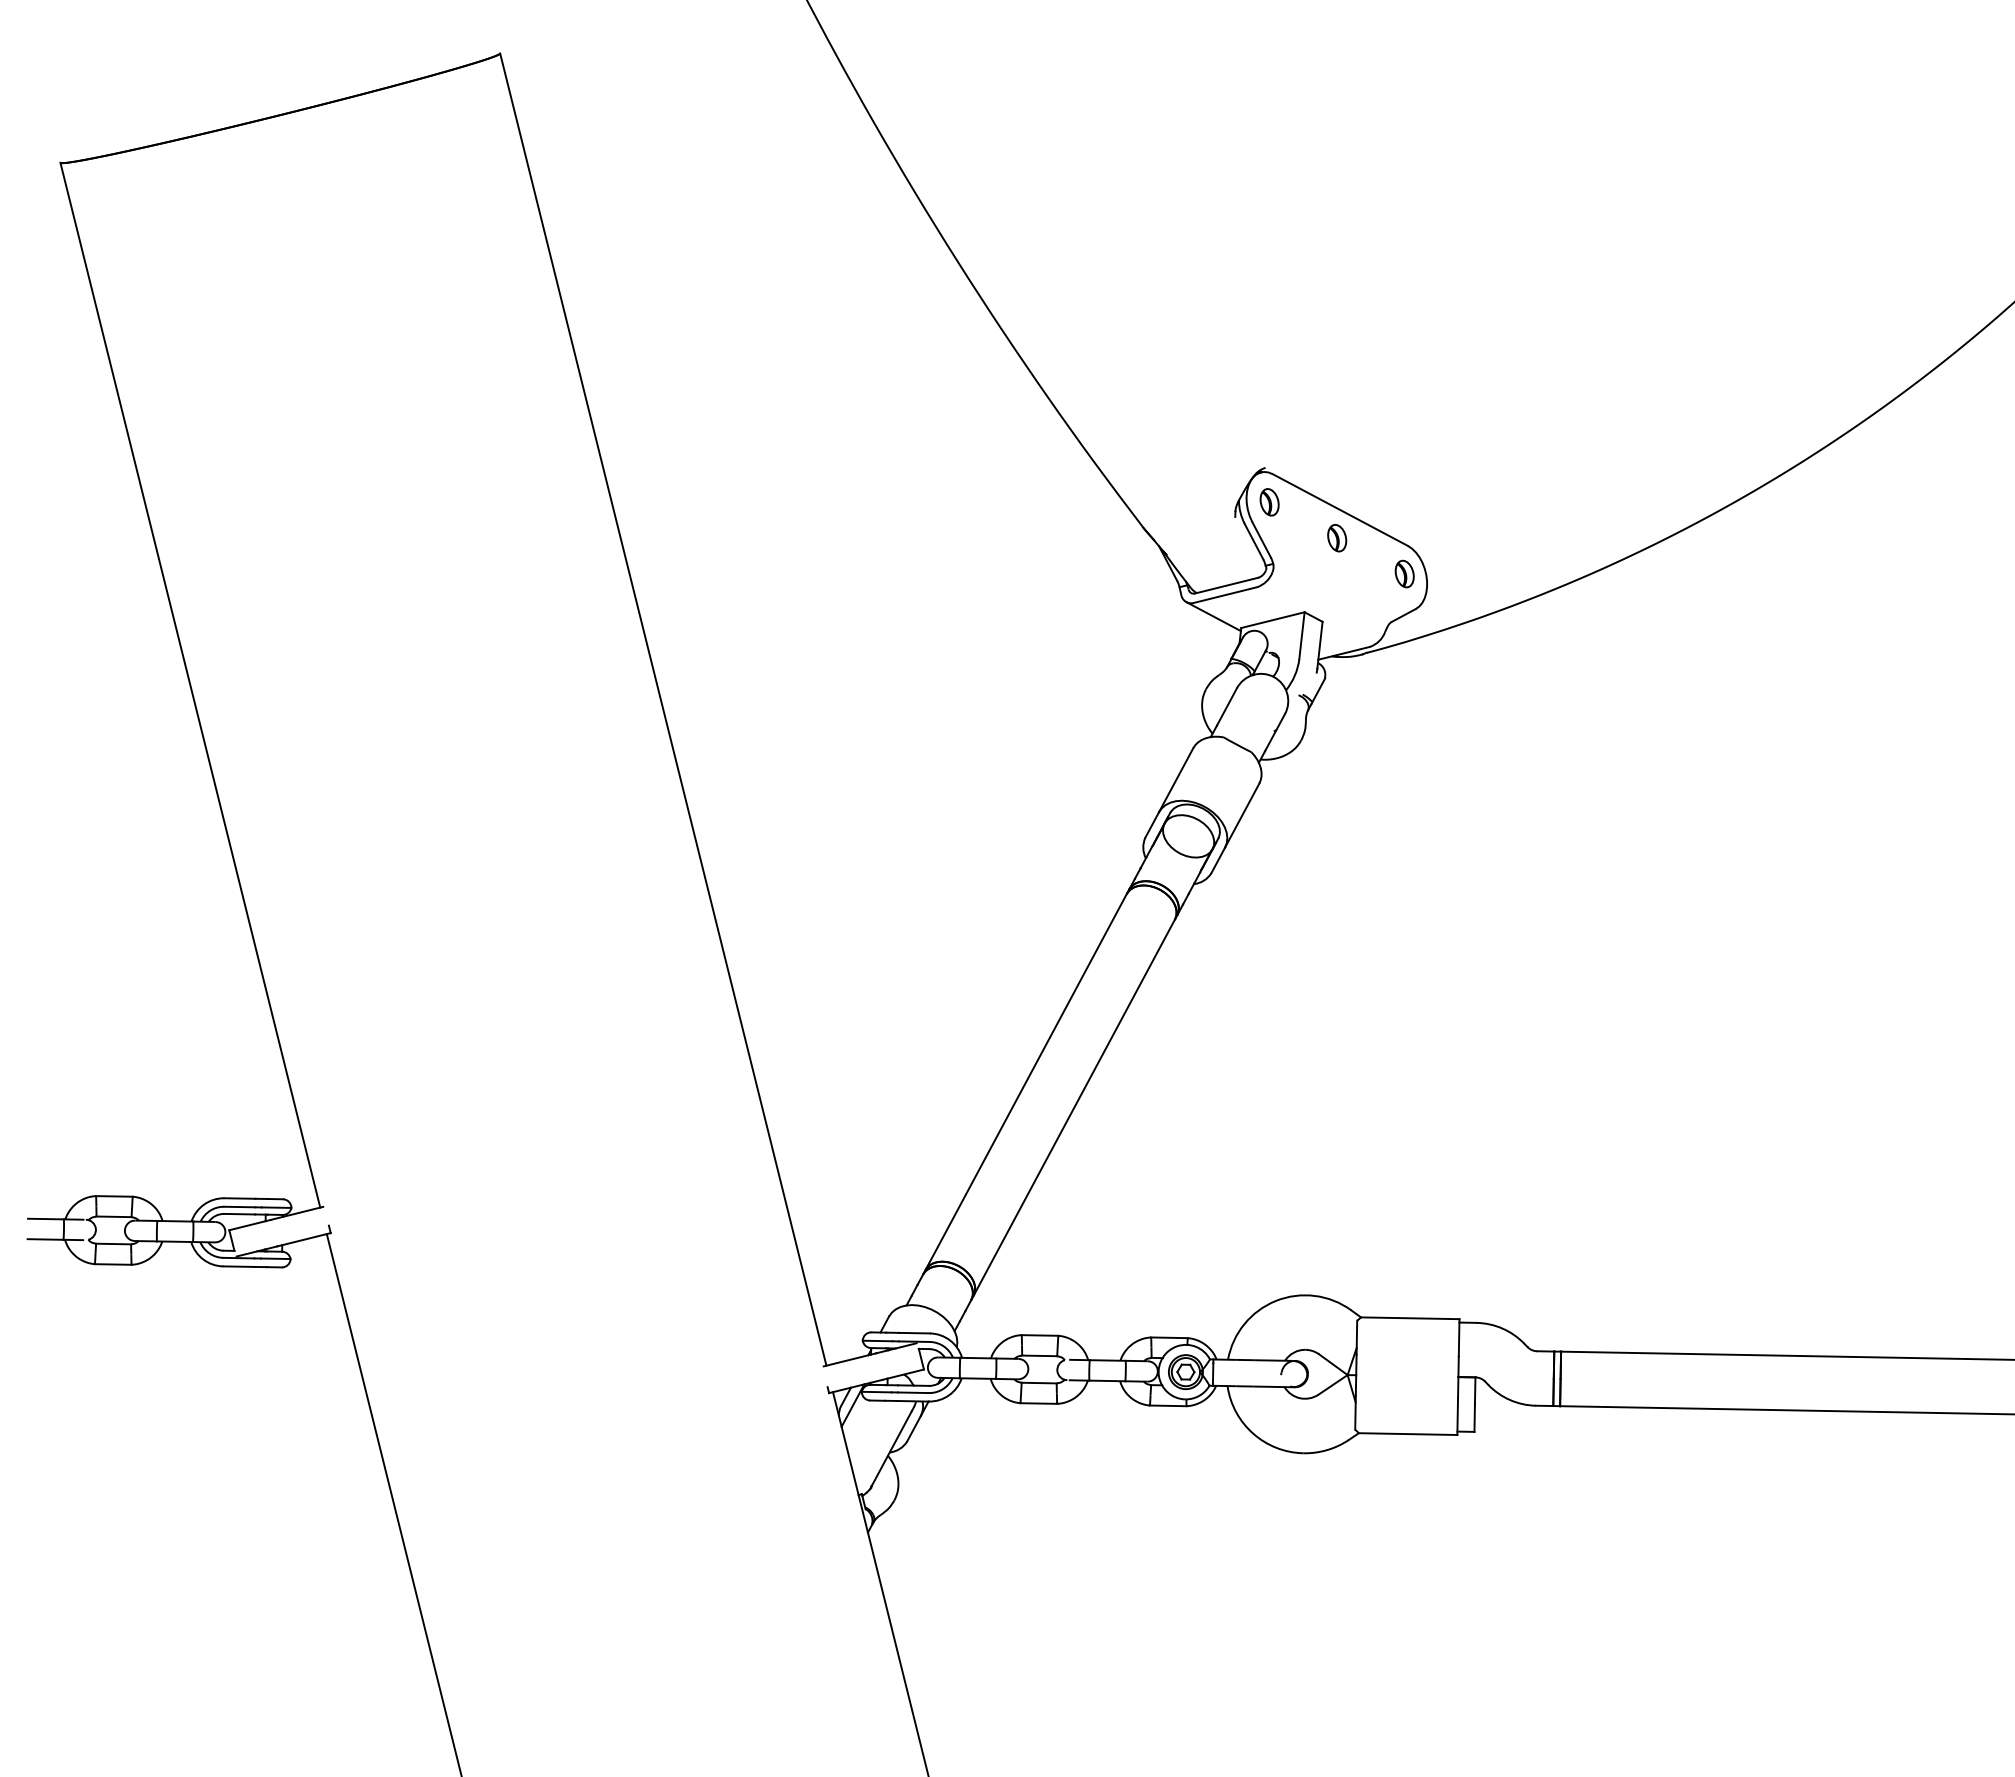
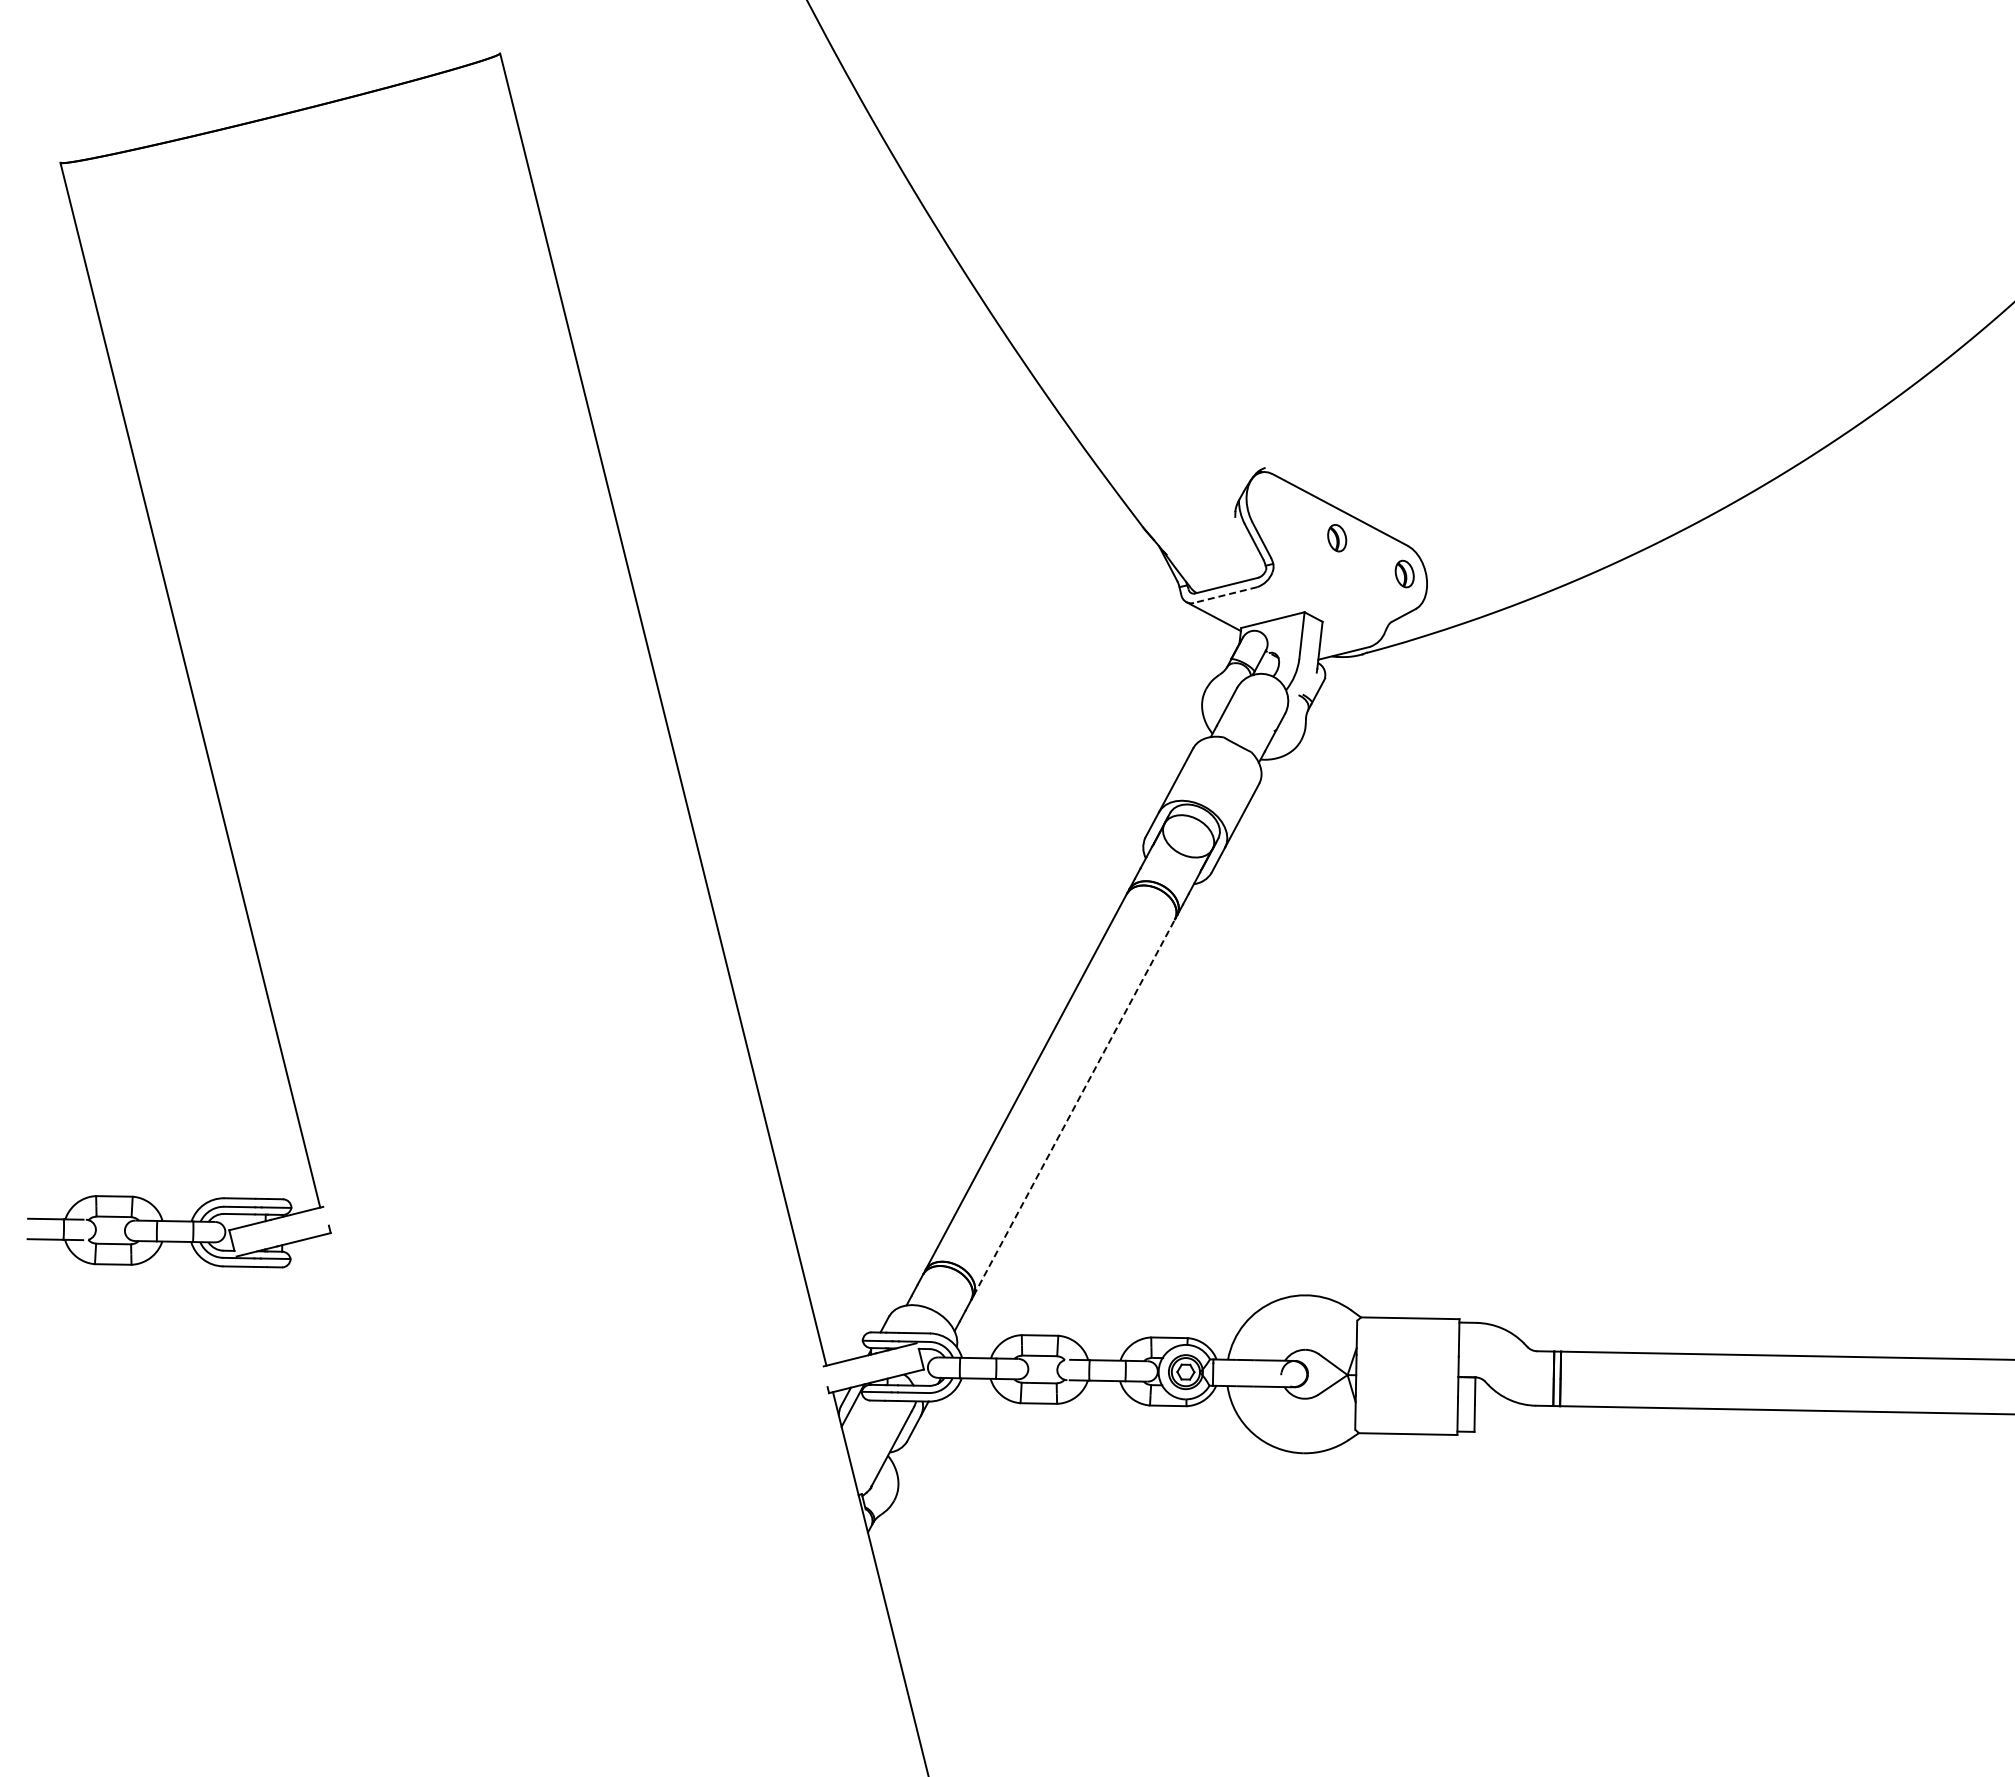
part: present -> none (1269, 502)
line: solid -> dashed (1225, 595)
line: solid -> dashed (1074, 1107)
line: present -> none (393, 1503)
